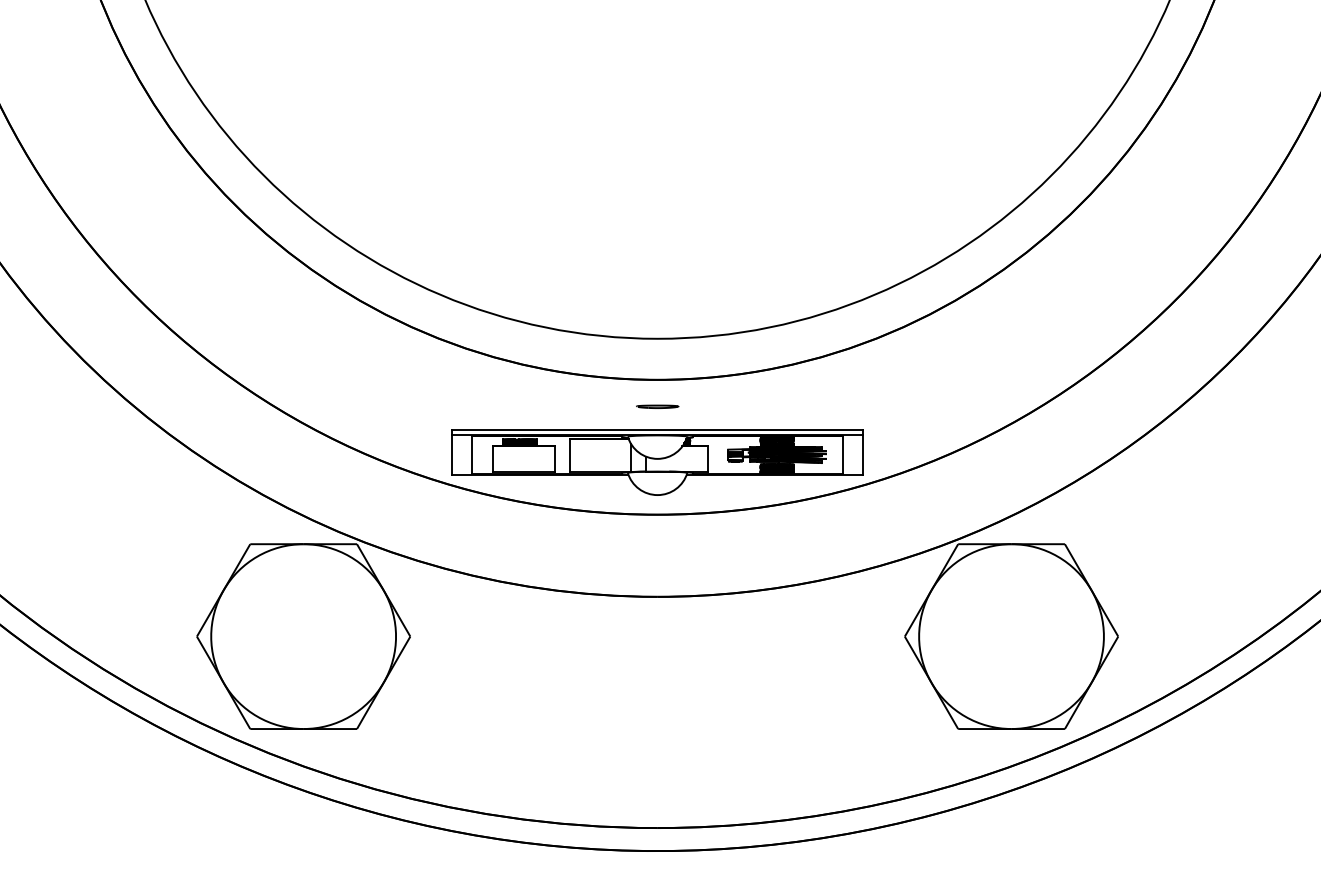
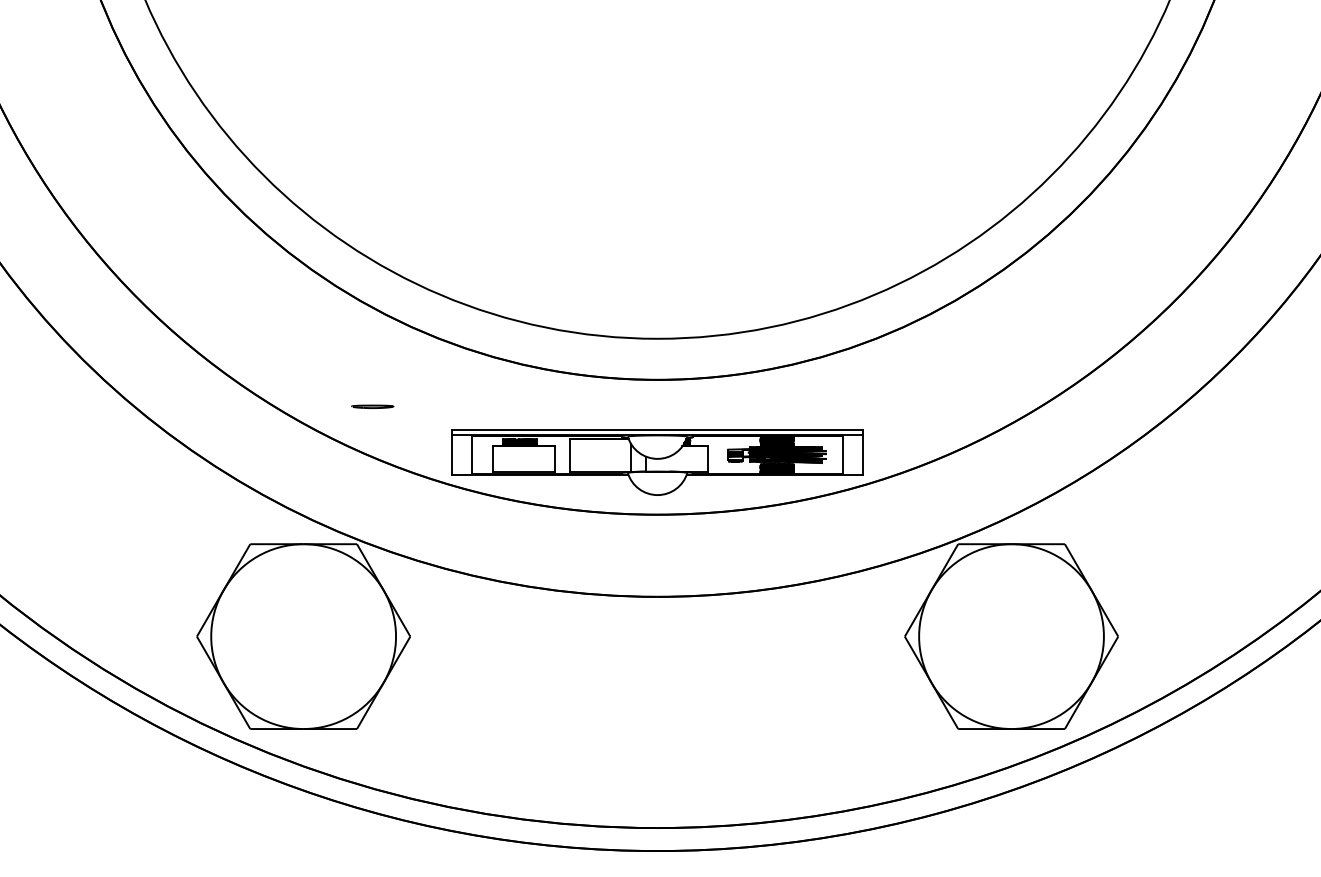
line position: (657, 406) -> (372, 406) (372, 406)
